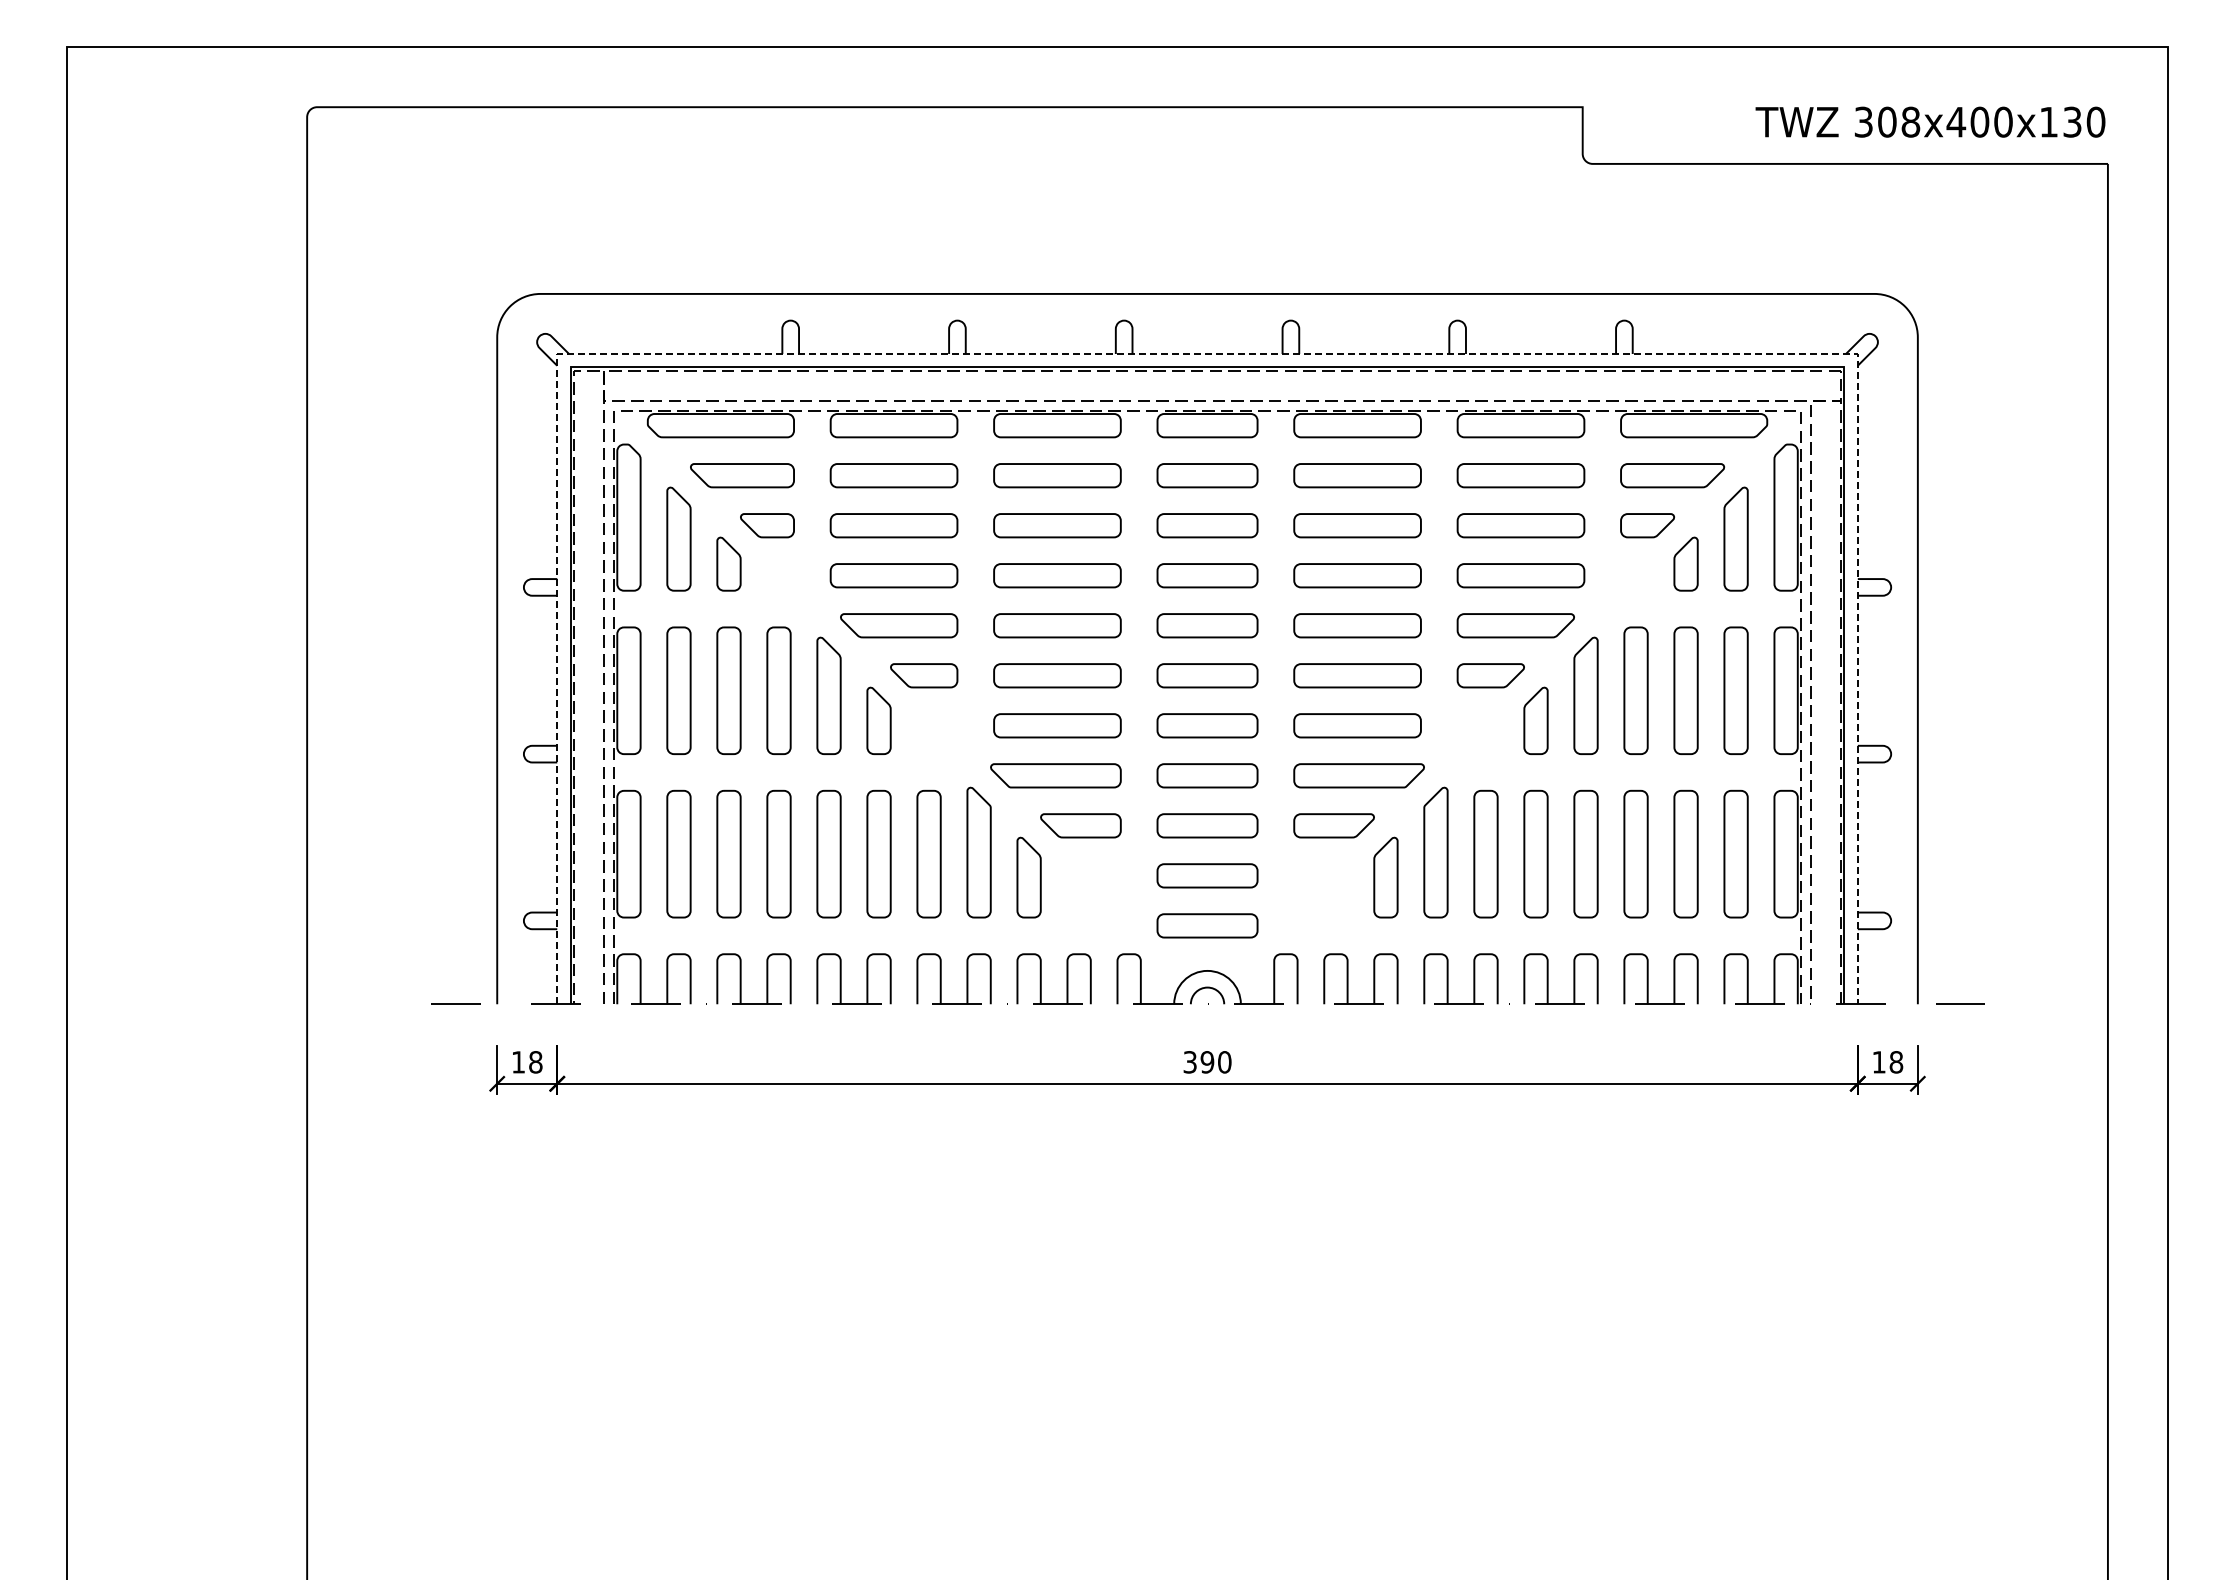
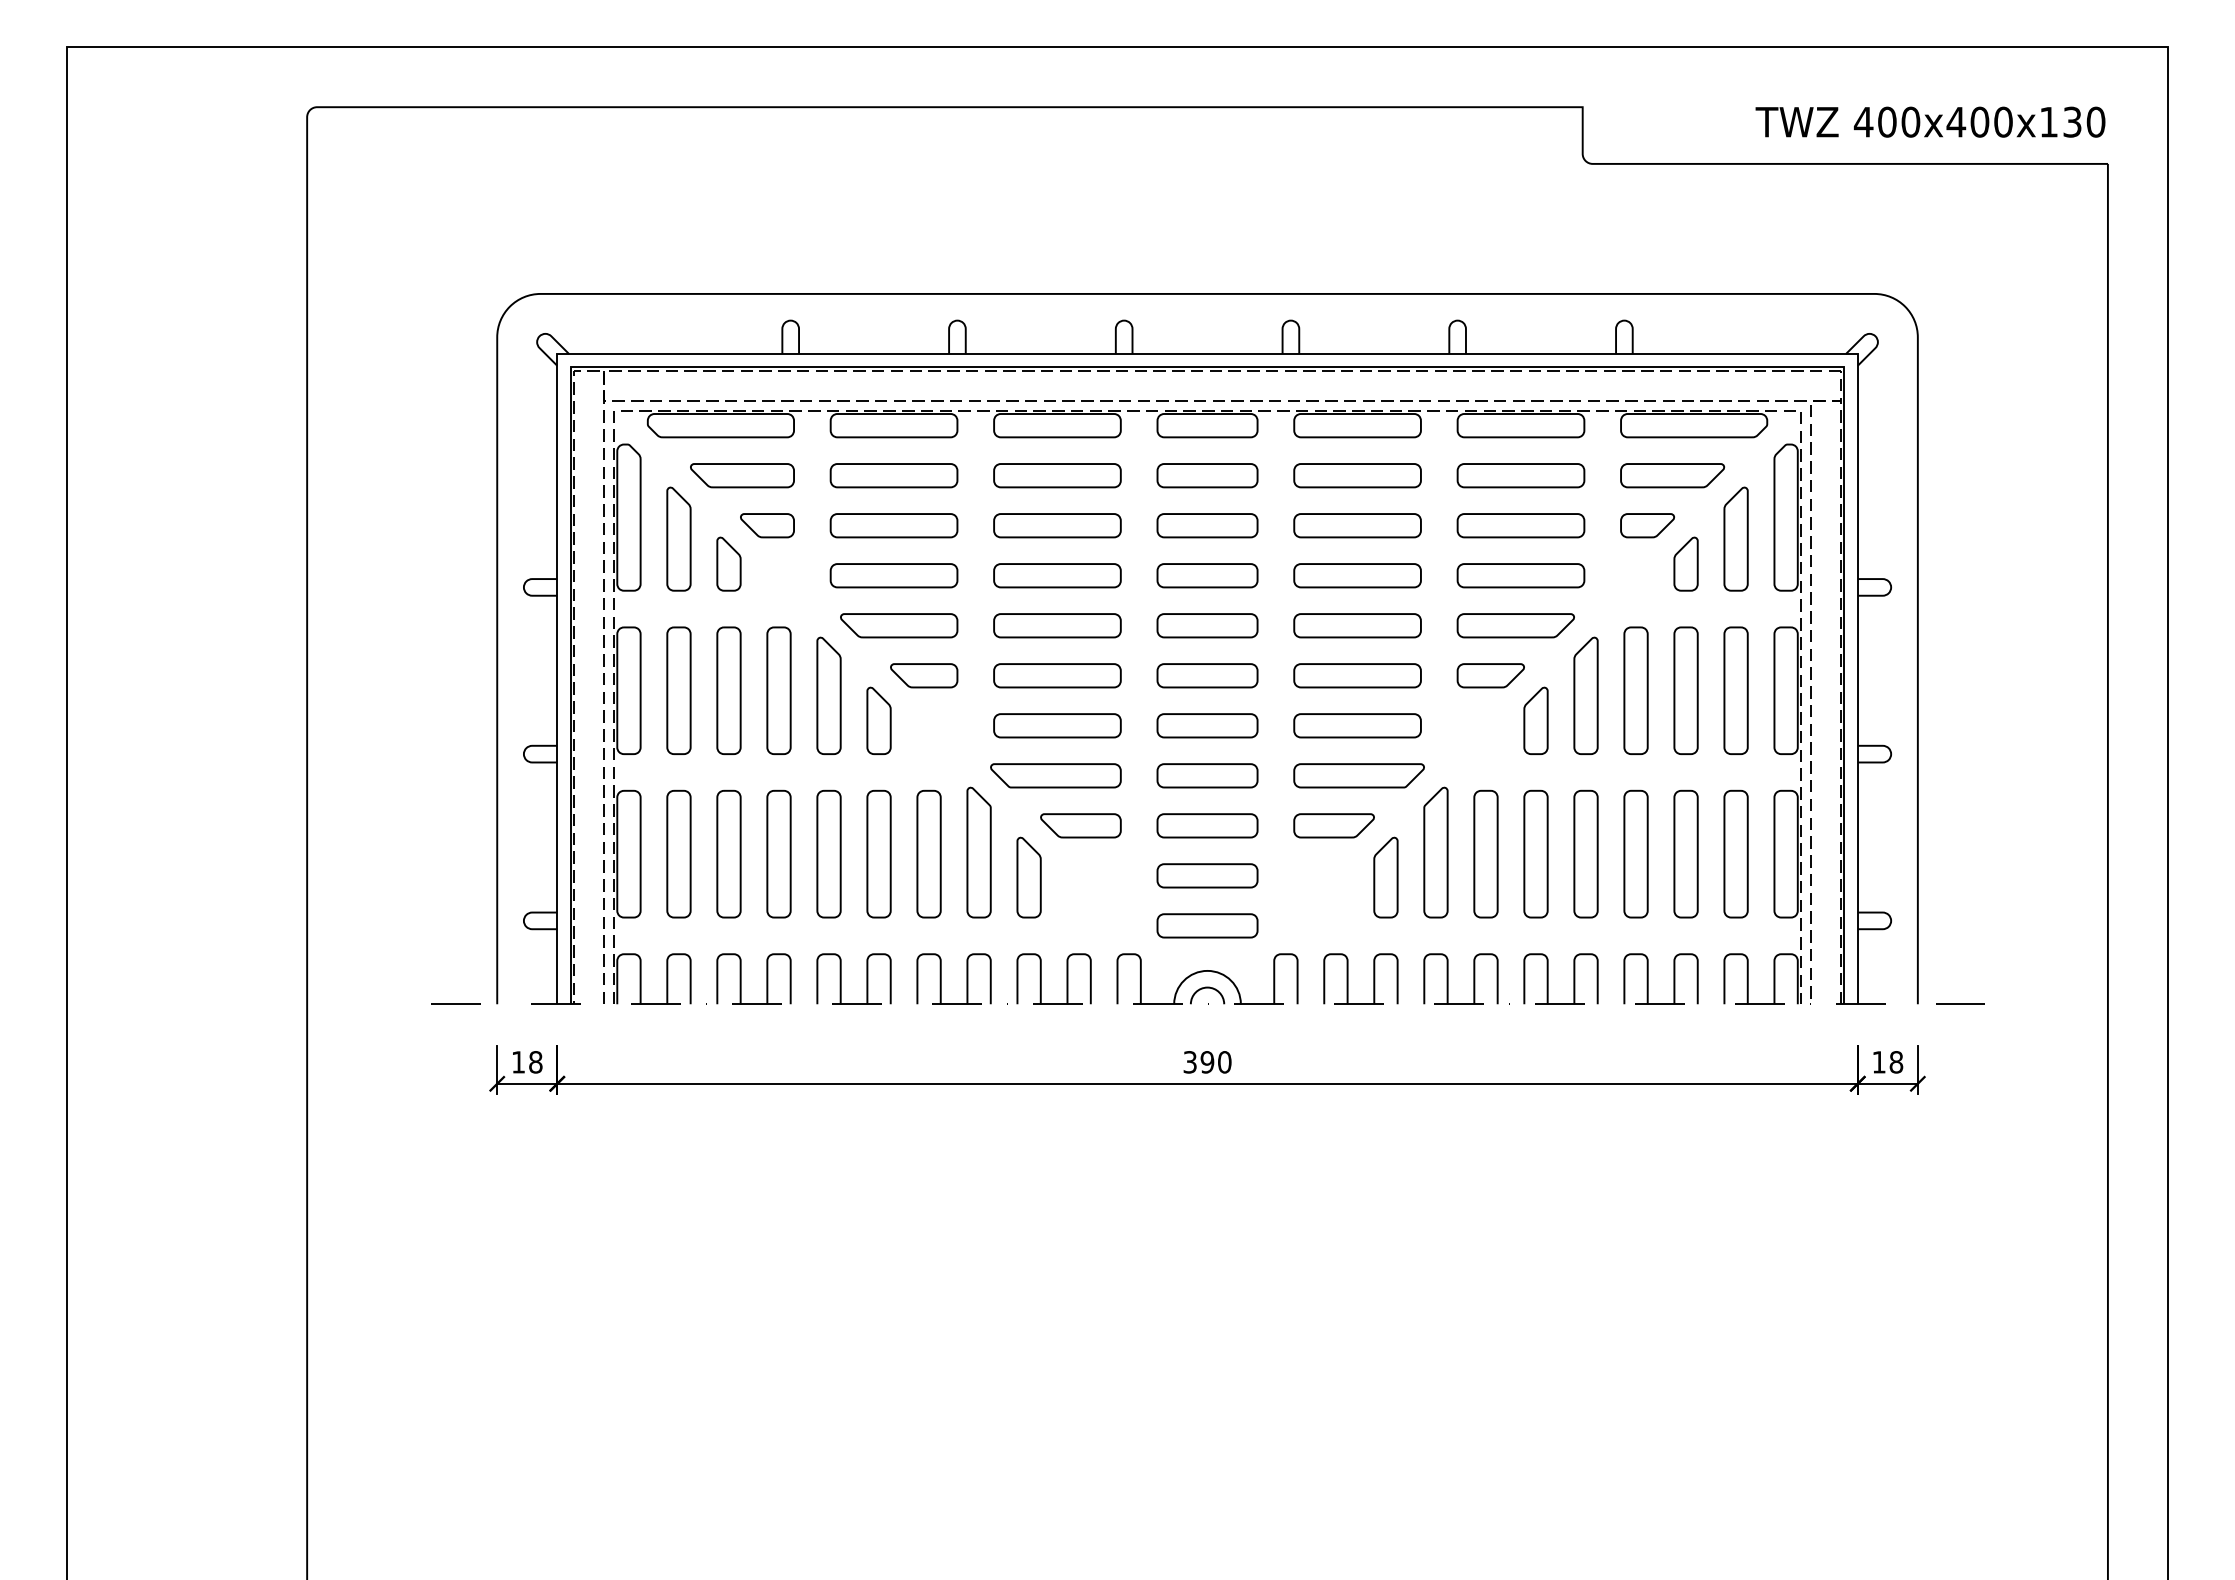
text: 308x400x130 -> 400x400x130 (1886, 121)
line: dashed -> solid (1208, 353)
